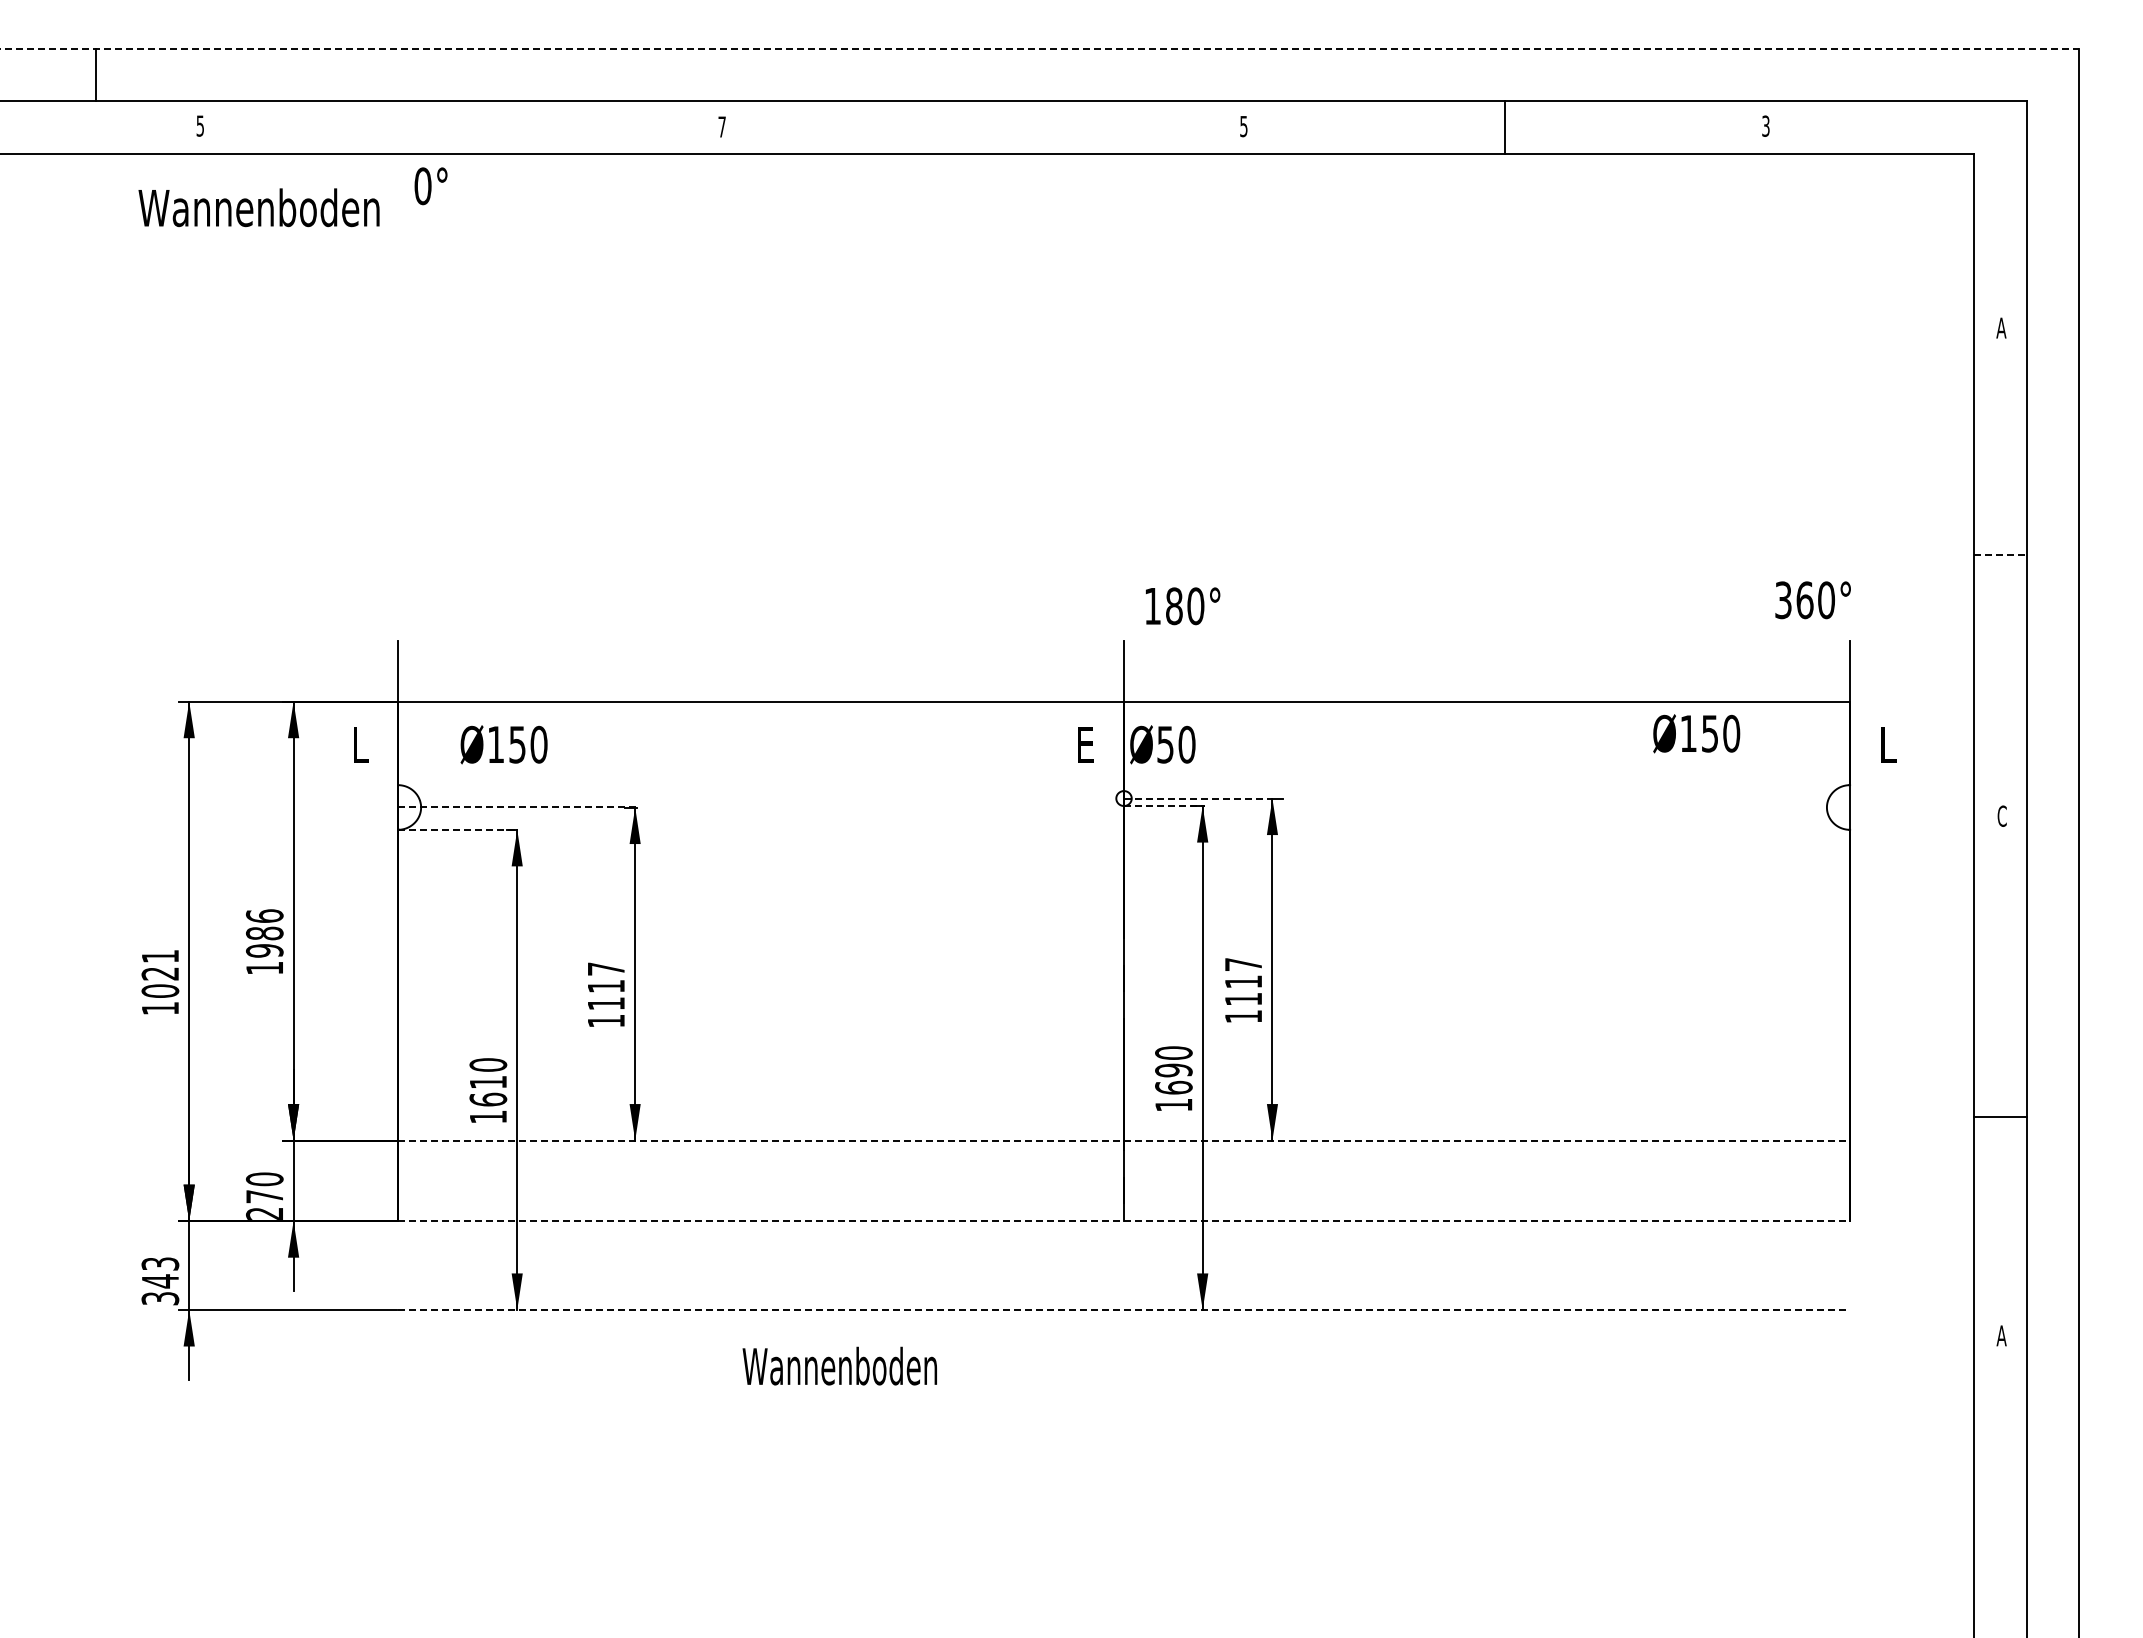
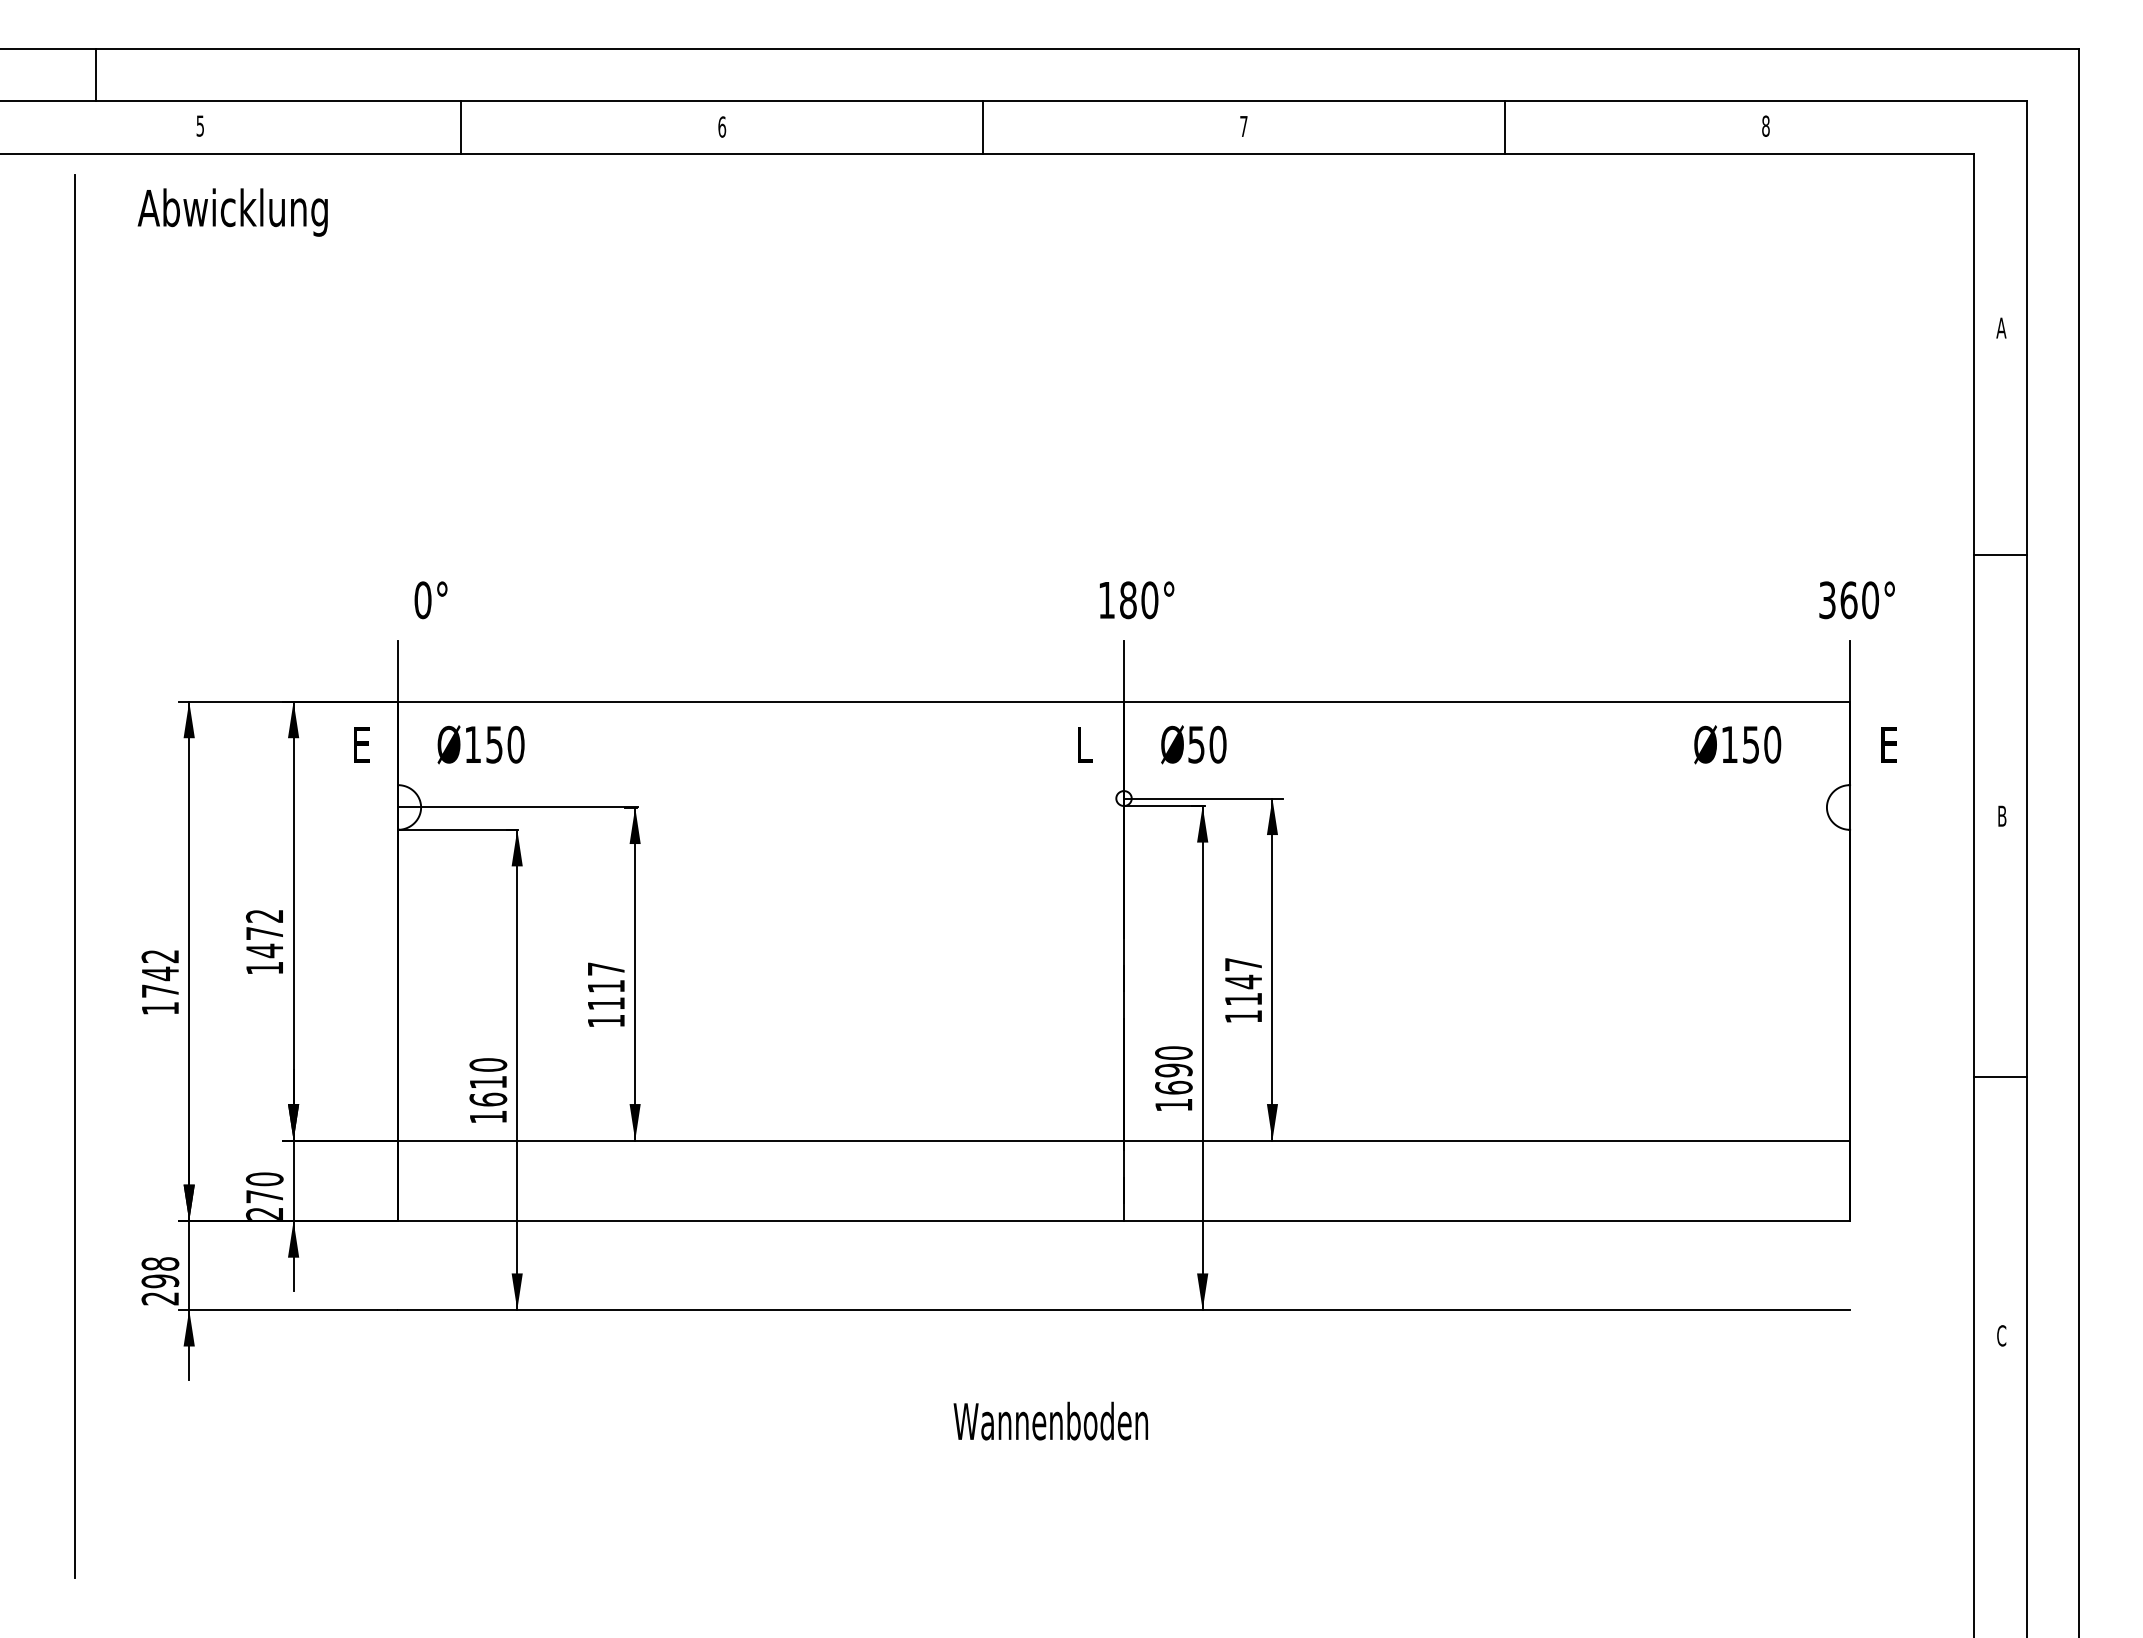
line: dashed -> solid (1039, 49)
text: 3 -> 8 (1765, 125)
text: 7 -> 6 (722, 126)
text: 5 -> 7 (1243, 126)
line: none -> present (460, 127)
line: none -> present (982, 127)
text position: (430, 186) -> (430, 600) (430, 600)
text: Wannenboden -> Abwicklung (258, 212)
line: dashed -> solid (2000, 555)
text position: (1812, 600) -> (1856, 600) (1856, 600)
text position: (1182, 606) -> (1136, 600) (1136, 600)
text position: (1696, 733) -> (1737, 744) (1737, 744)
text: L -> E (1890, 736)
text: L -> E (363, 744)
text position: (503, 744) -> (480, 744) (480, 744)
text: E -> L (1087, 744)
text position: (1162, 744) -> (1193, 744) (1193, 744)
line: dashed -> solid (1197, 798)
line: dashed -> solid (1164, 806)
line: dashed -> solid (517, 807)
text: C -> B (2001, 815)
line: dashed -> solid (457, 829)
line: none -> present (74, 876)
text: 1986 -> 1472 (264, 933)
text: 1021 -> 1742 (160, 973)
text: 1117 -> 1147 (1243, 981)
line position: (2000, 1117) -> (2000, 1077) (2000, 1077)
line: dashed -> solid (1124, 1140)
line: dashed -> solid (1124, 1221)
text: 343 -> 298 (160, 1281)
line: dashed -> solid (1124, 1309)
text: A -> C (2001, 1335)
text position: (839, 1365) -> (1050, 1420) (1050, 1420)
